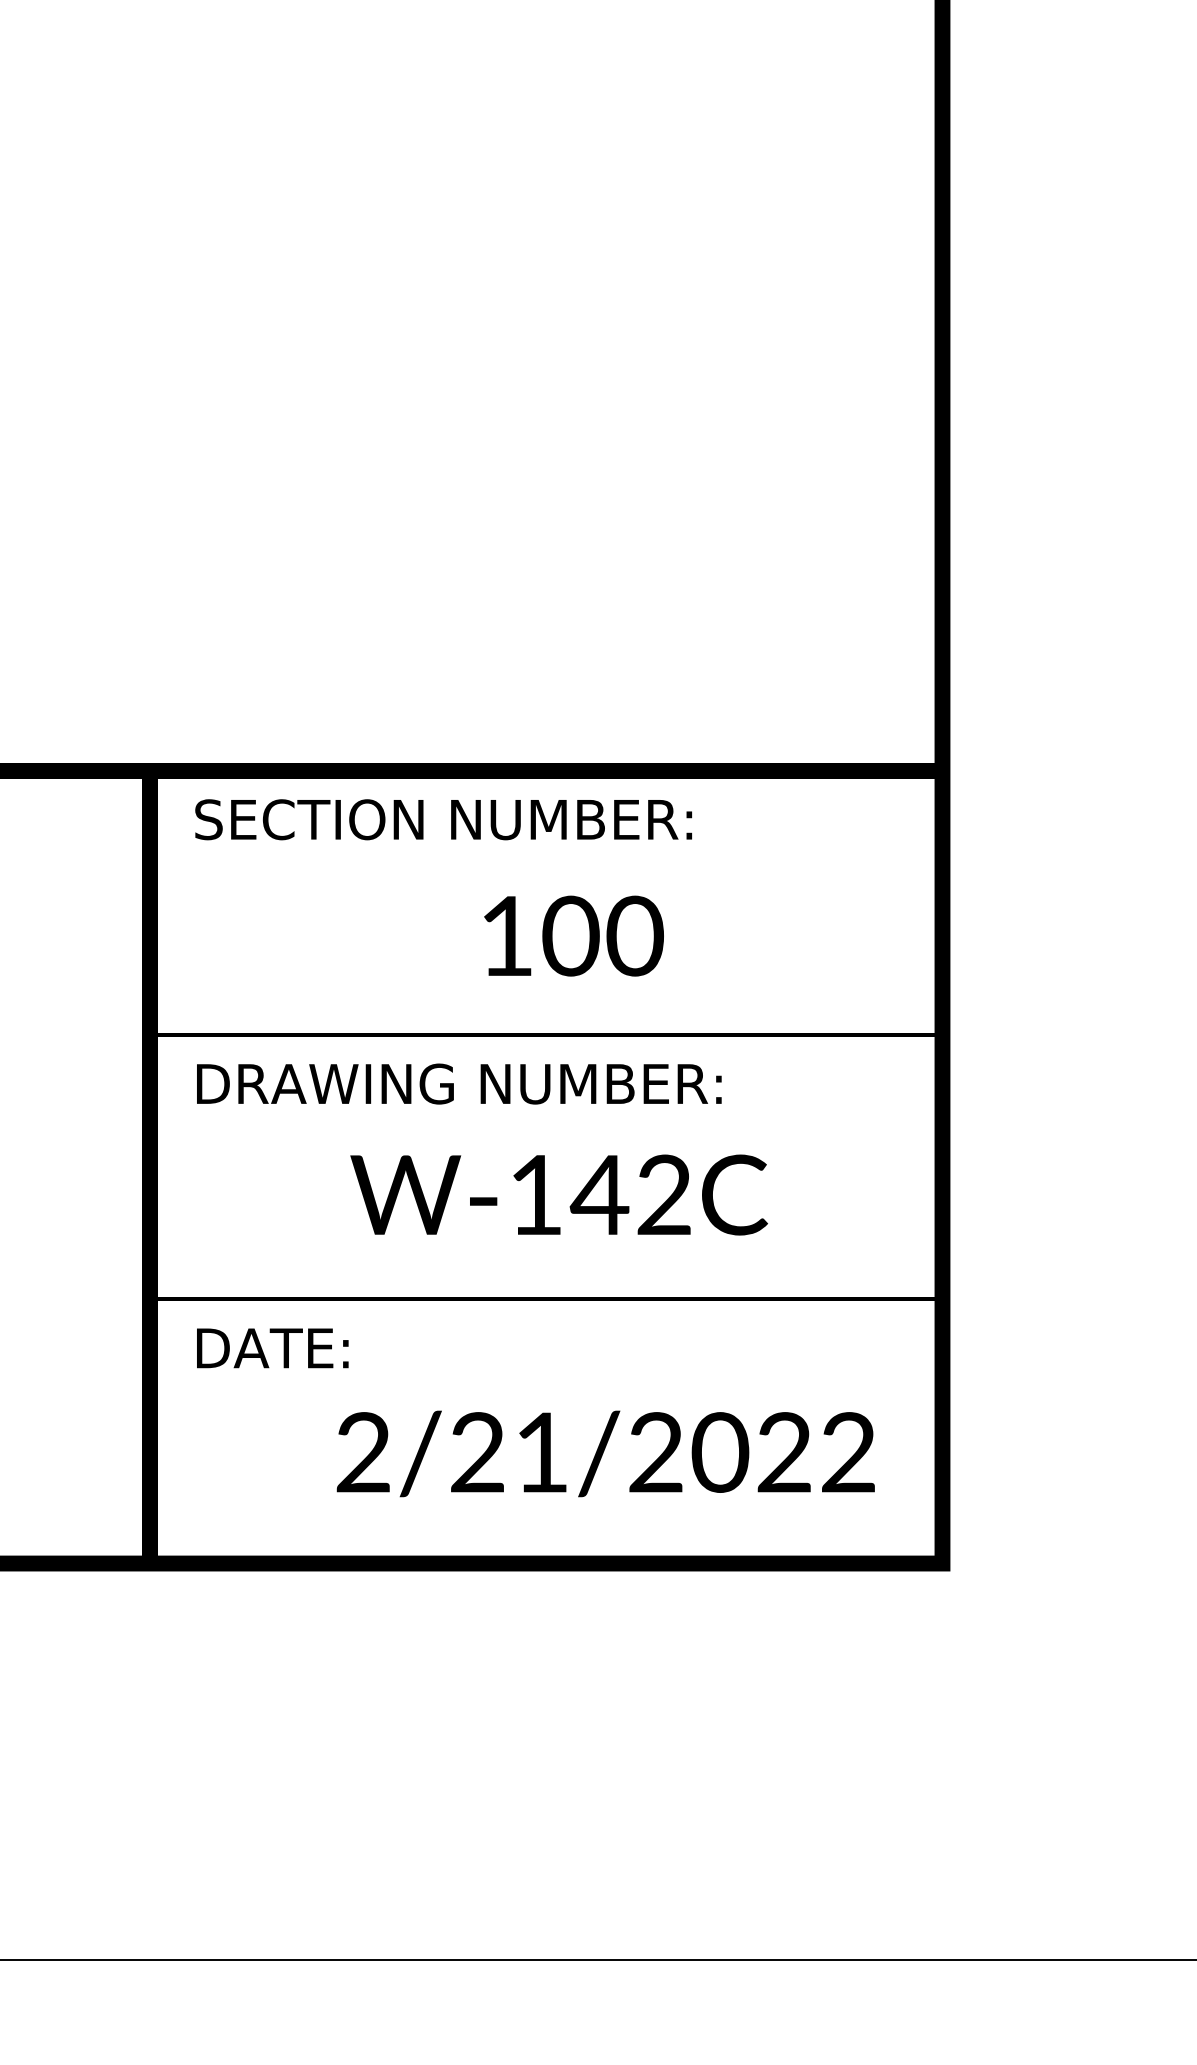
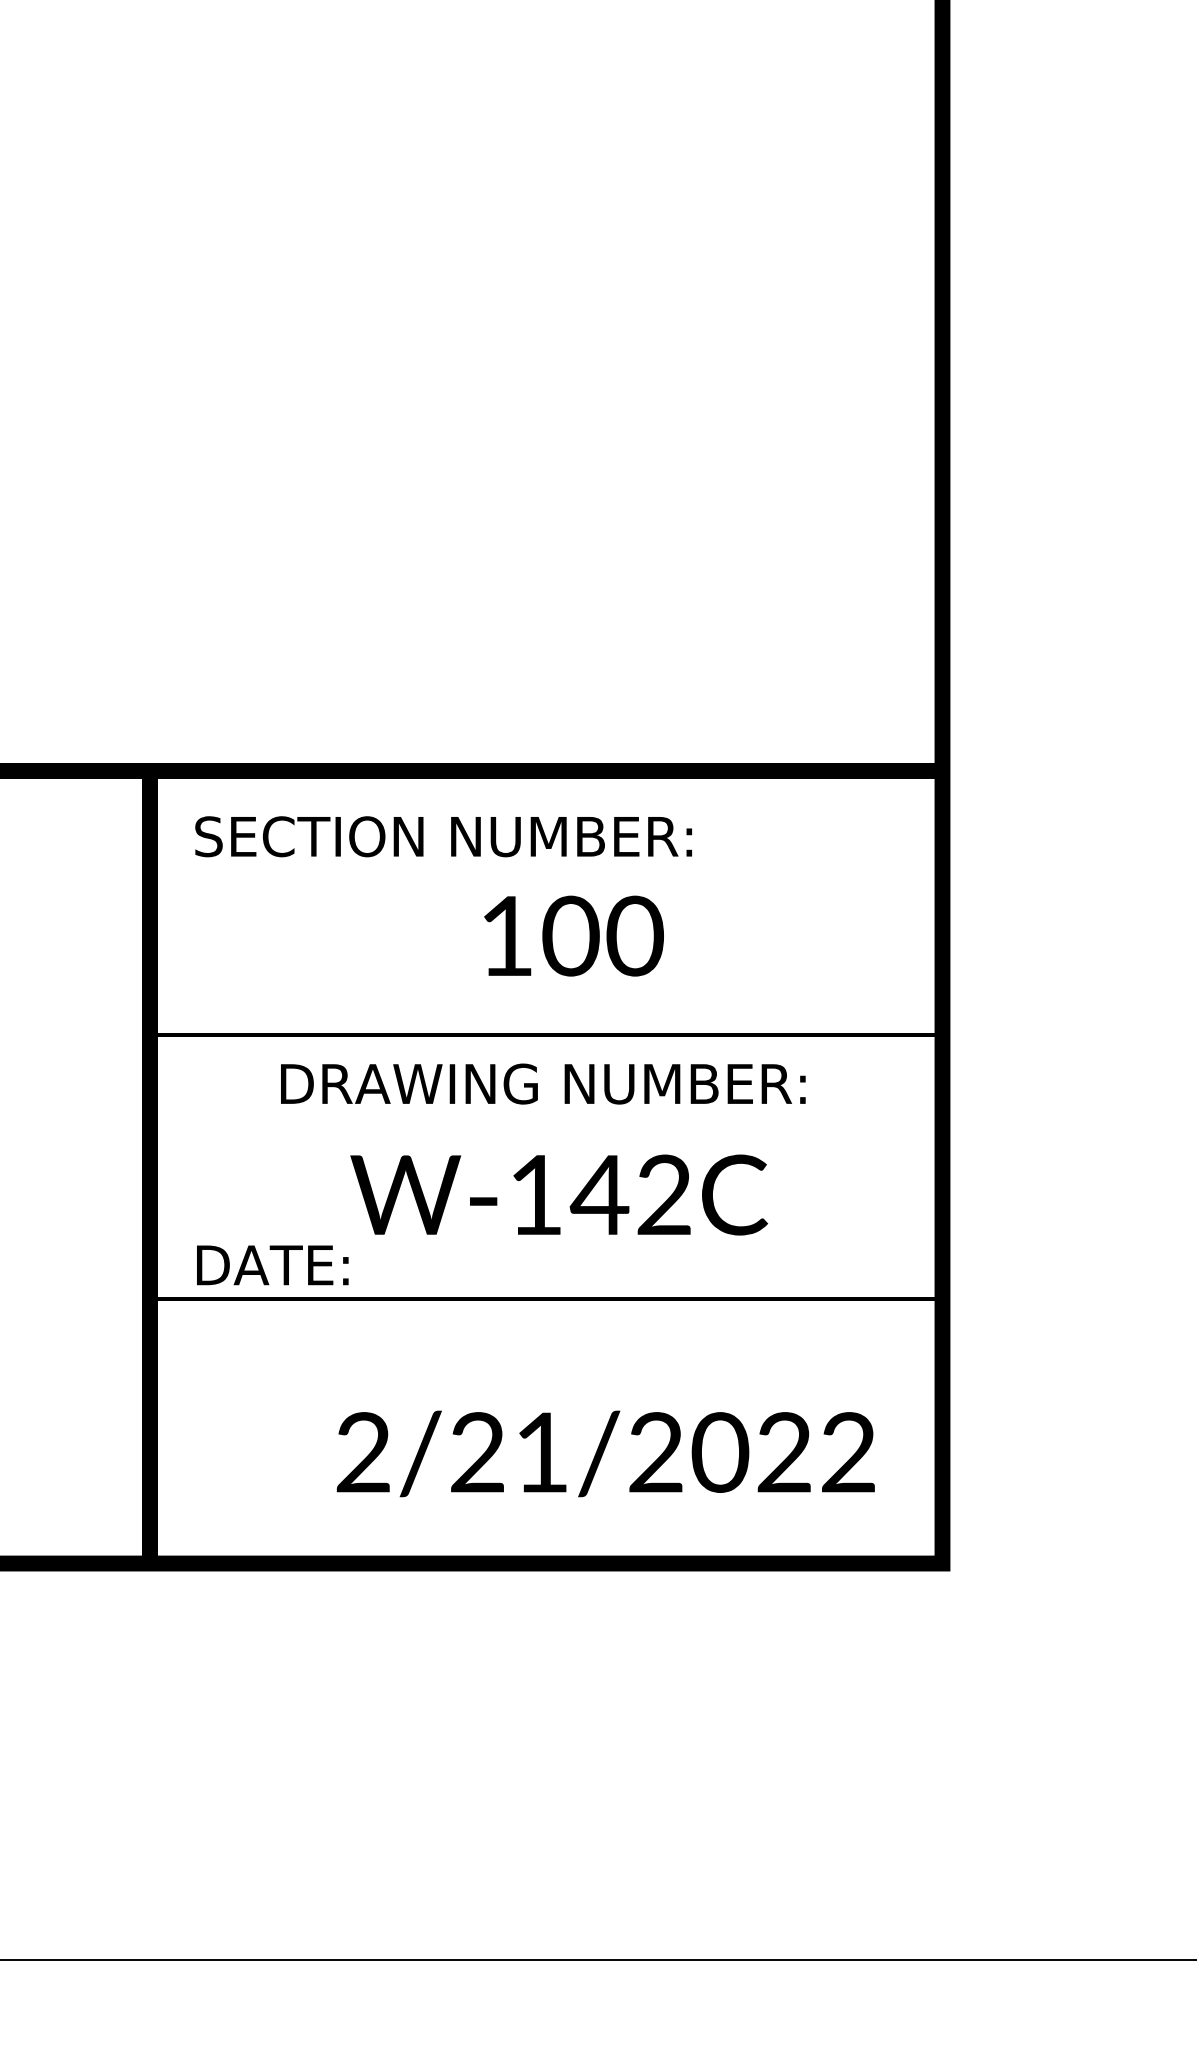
text position: (443, 819) -> (443, 836) (443, 836)
text position: (459, 1083) -> (543, 1083) (543, 1083)
text position: (272, 1348) -> (272, 1265) (272, 1265)
